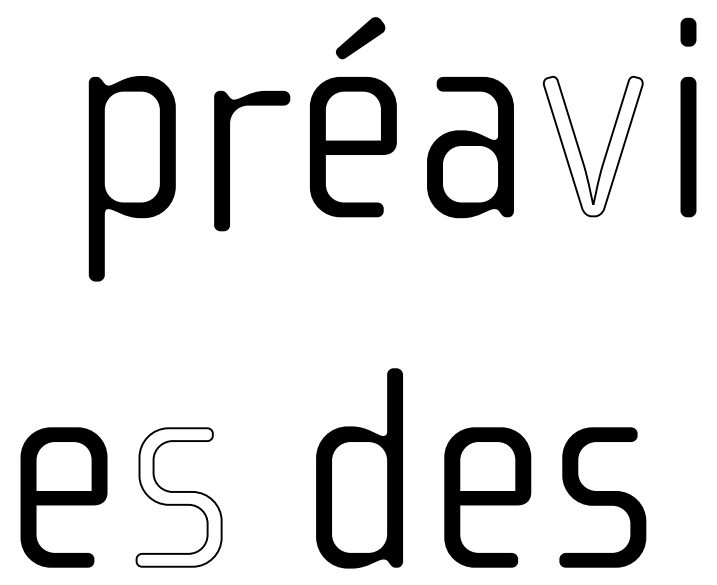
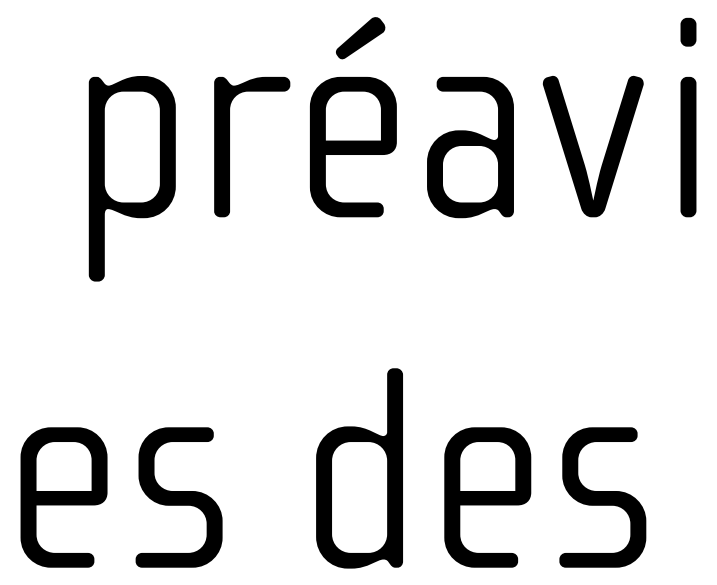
fill: none -> present (592, 146)
part position: (229, 161) -> (229, 147) (229, 147)
fill: none -> present (178, 497)
